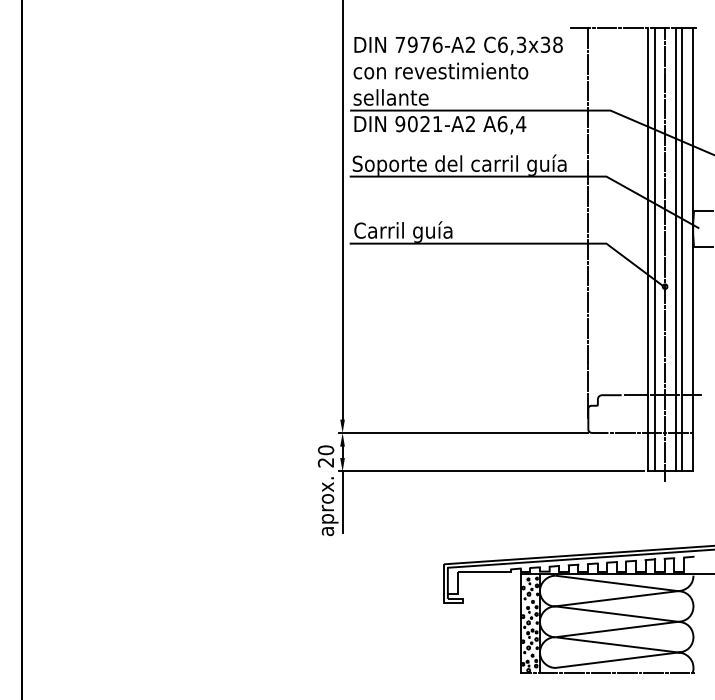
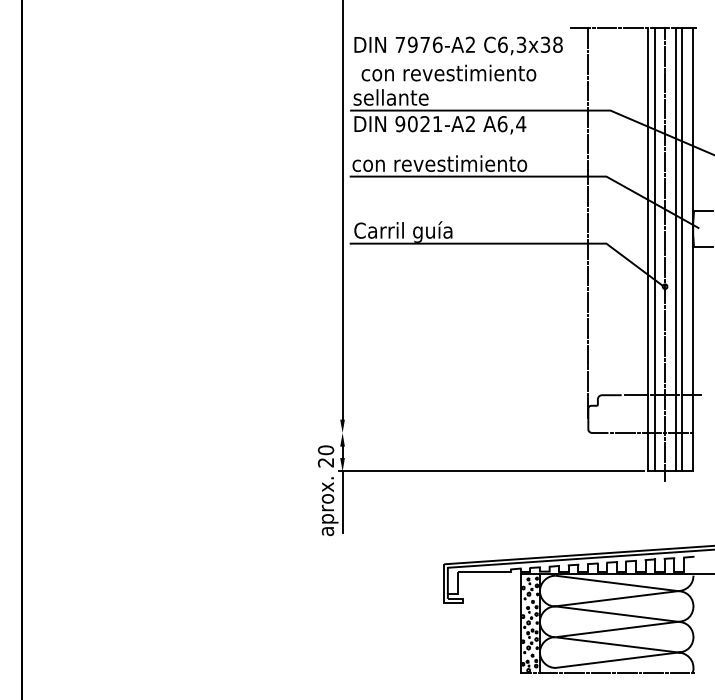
text position: (440, 70) -> (448, 72) (448, 72)
text: Soporte del carril guía -> con revestimiento (459, 164)
line: present -> none (463, 433)
